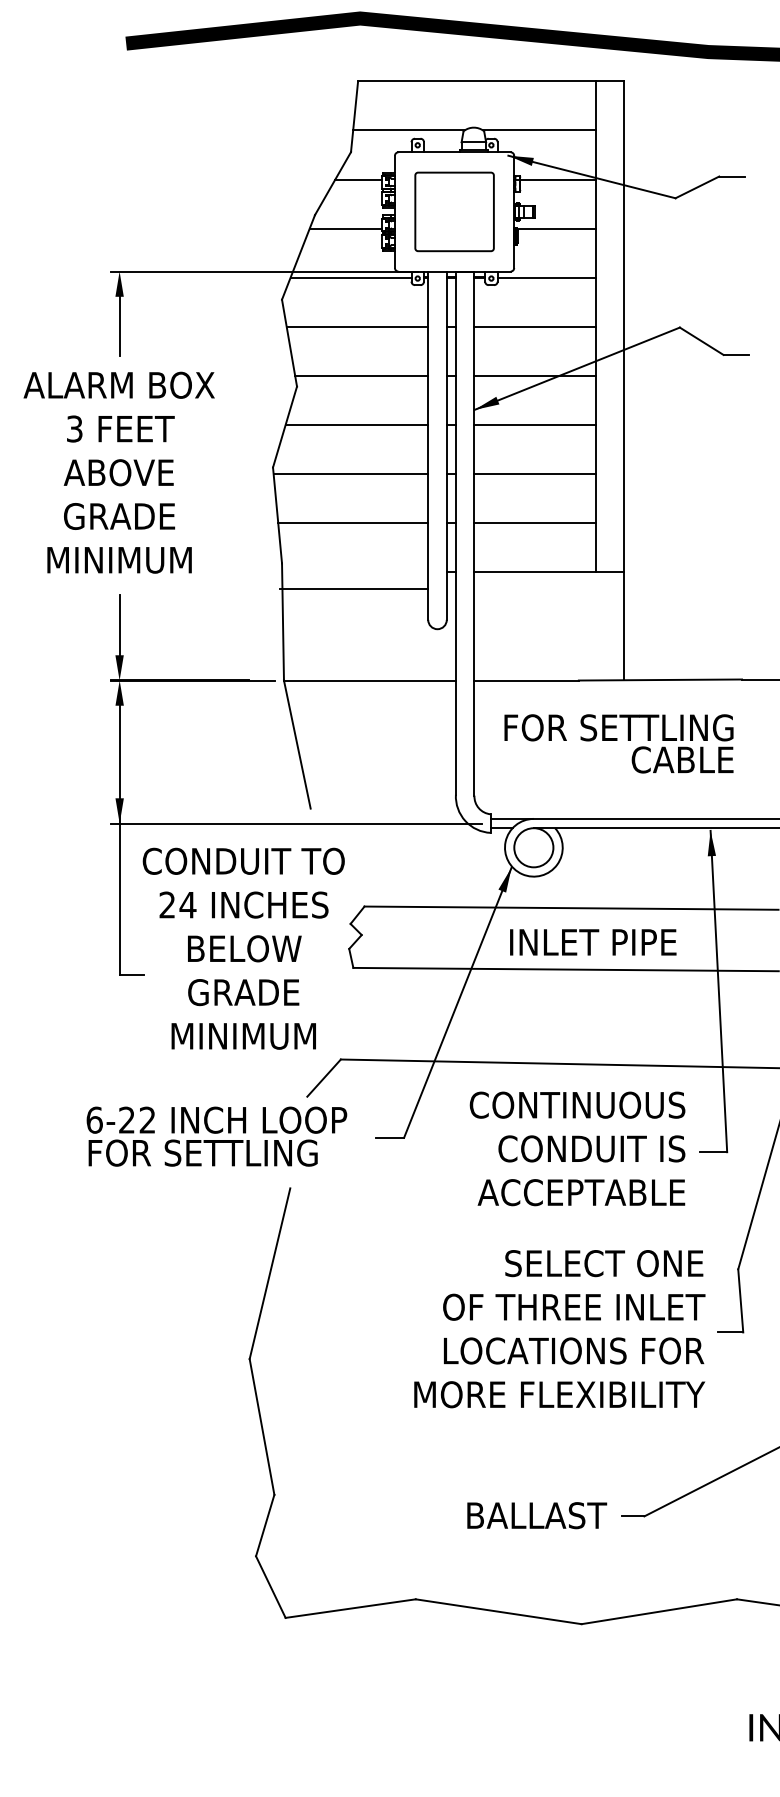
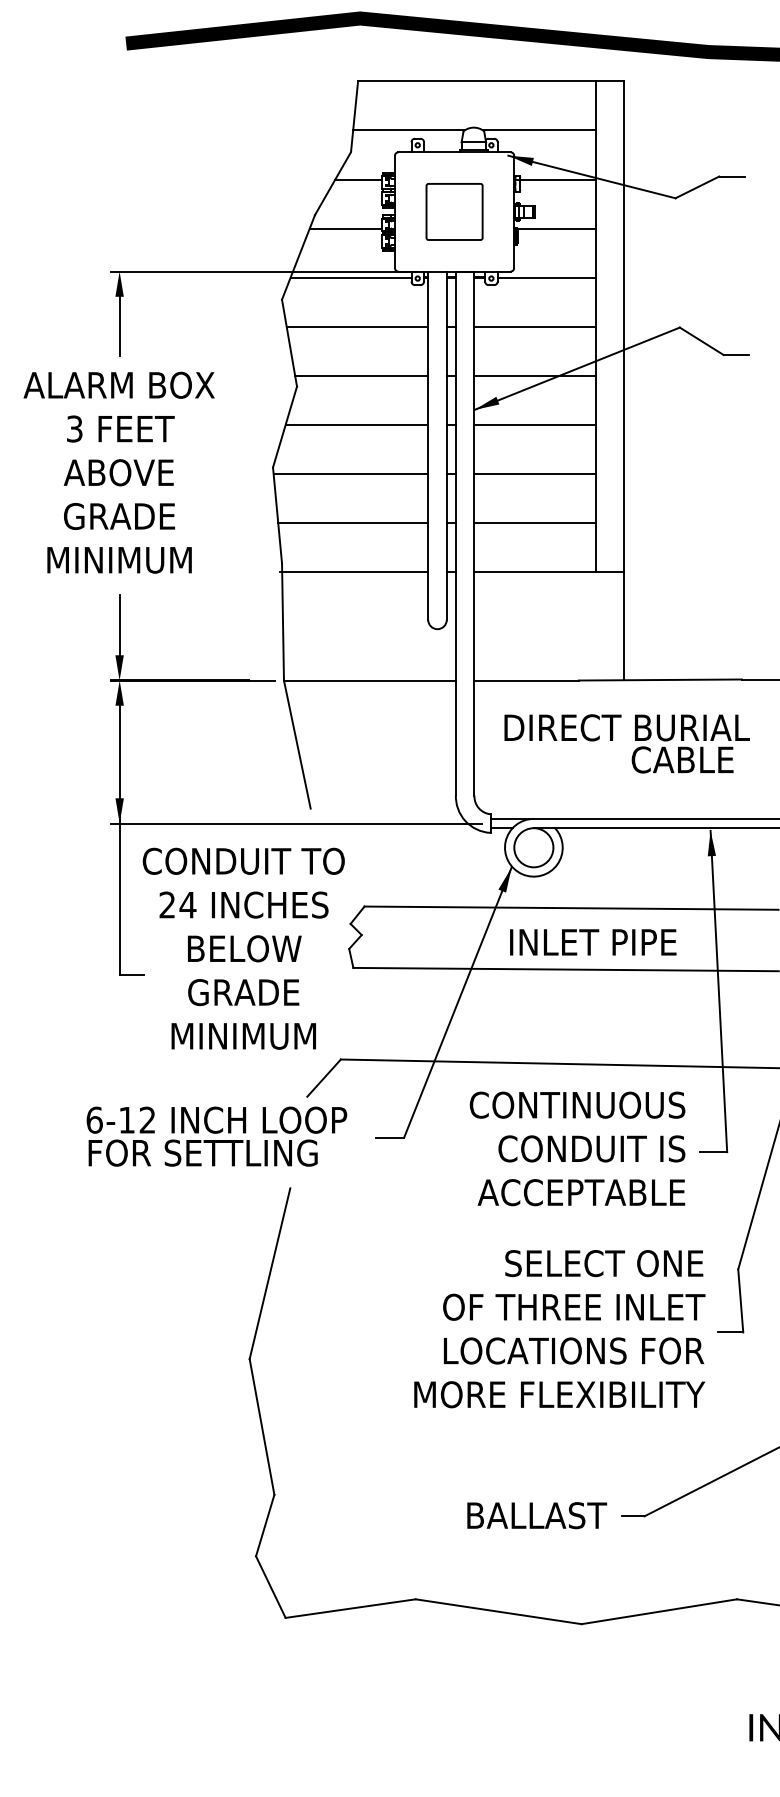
part size: 81x82 px -> 59x58 px (454, 211)
line position: (354, 589) -> (354, 572) (354, 572)
text: FOR SETTLING -> DIRECT BURIAL (628, 727)
text: 6-22 -> 6-12 (126, 1119)
